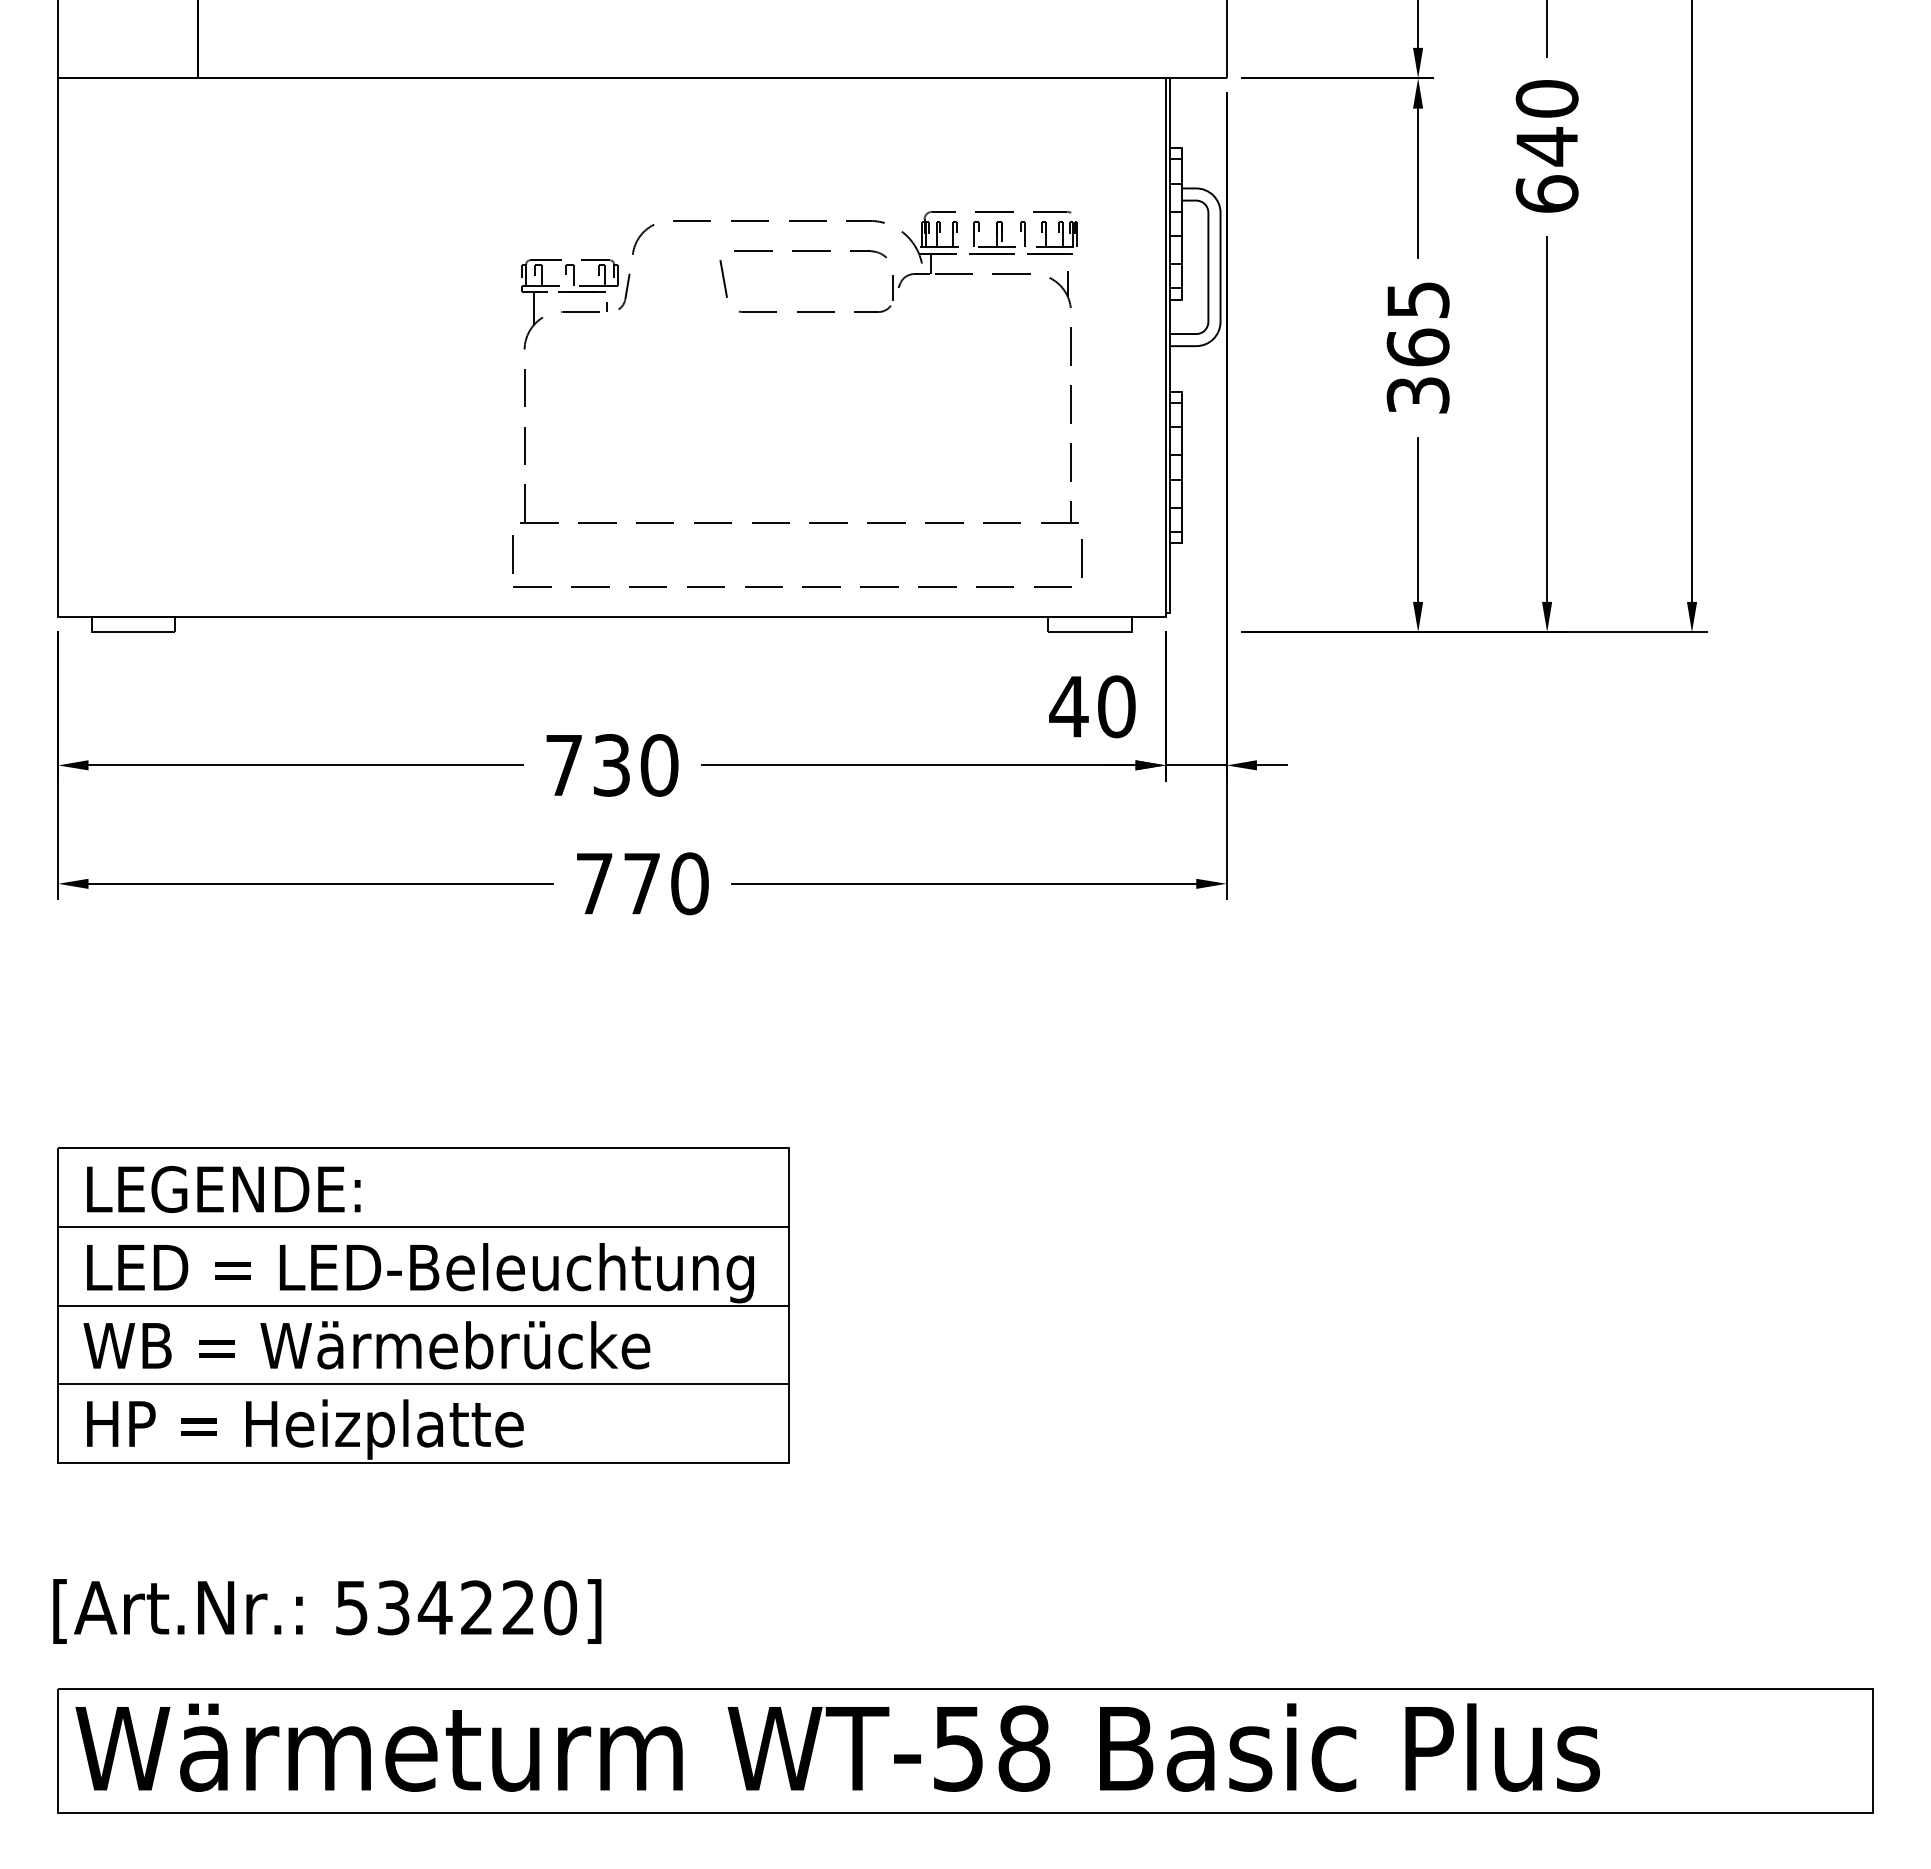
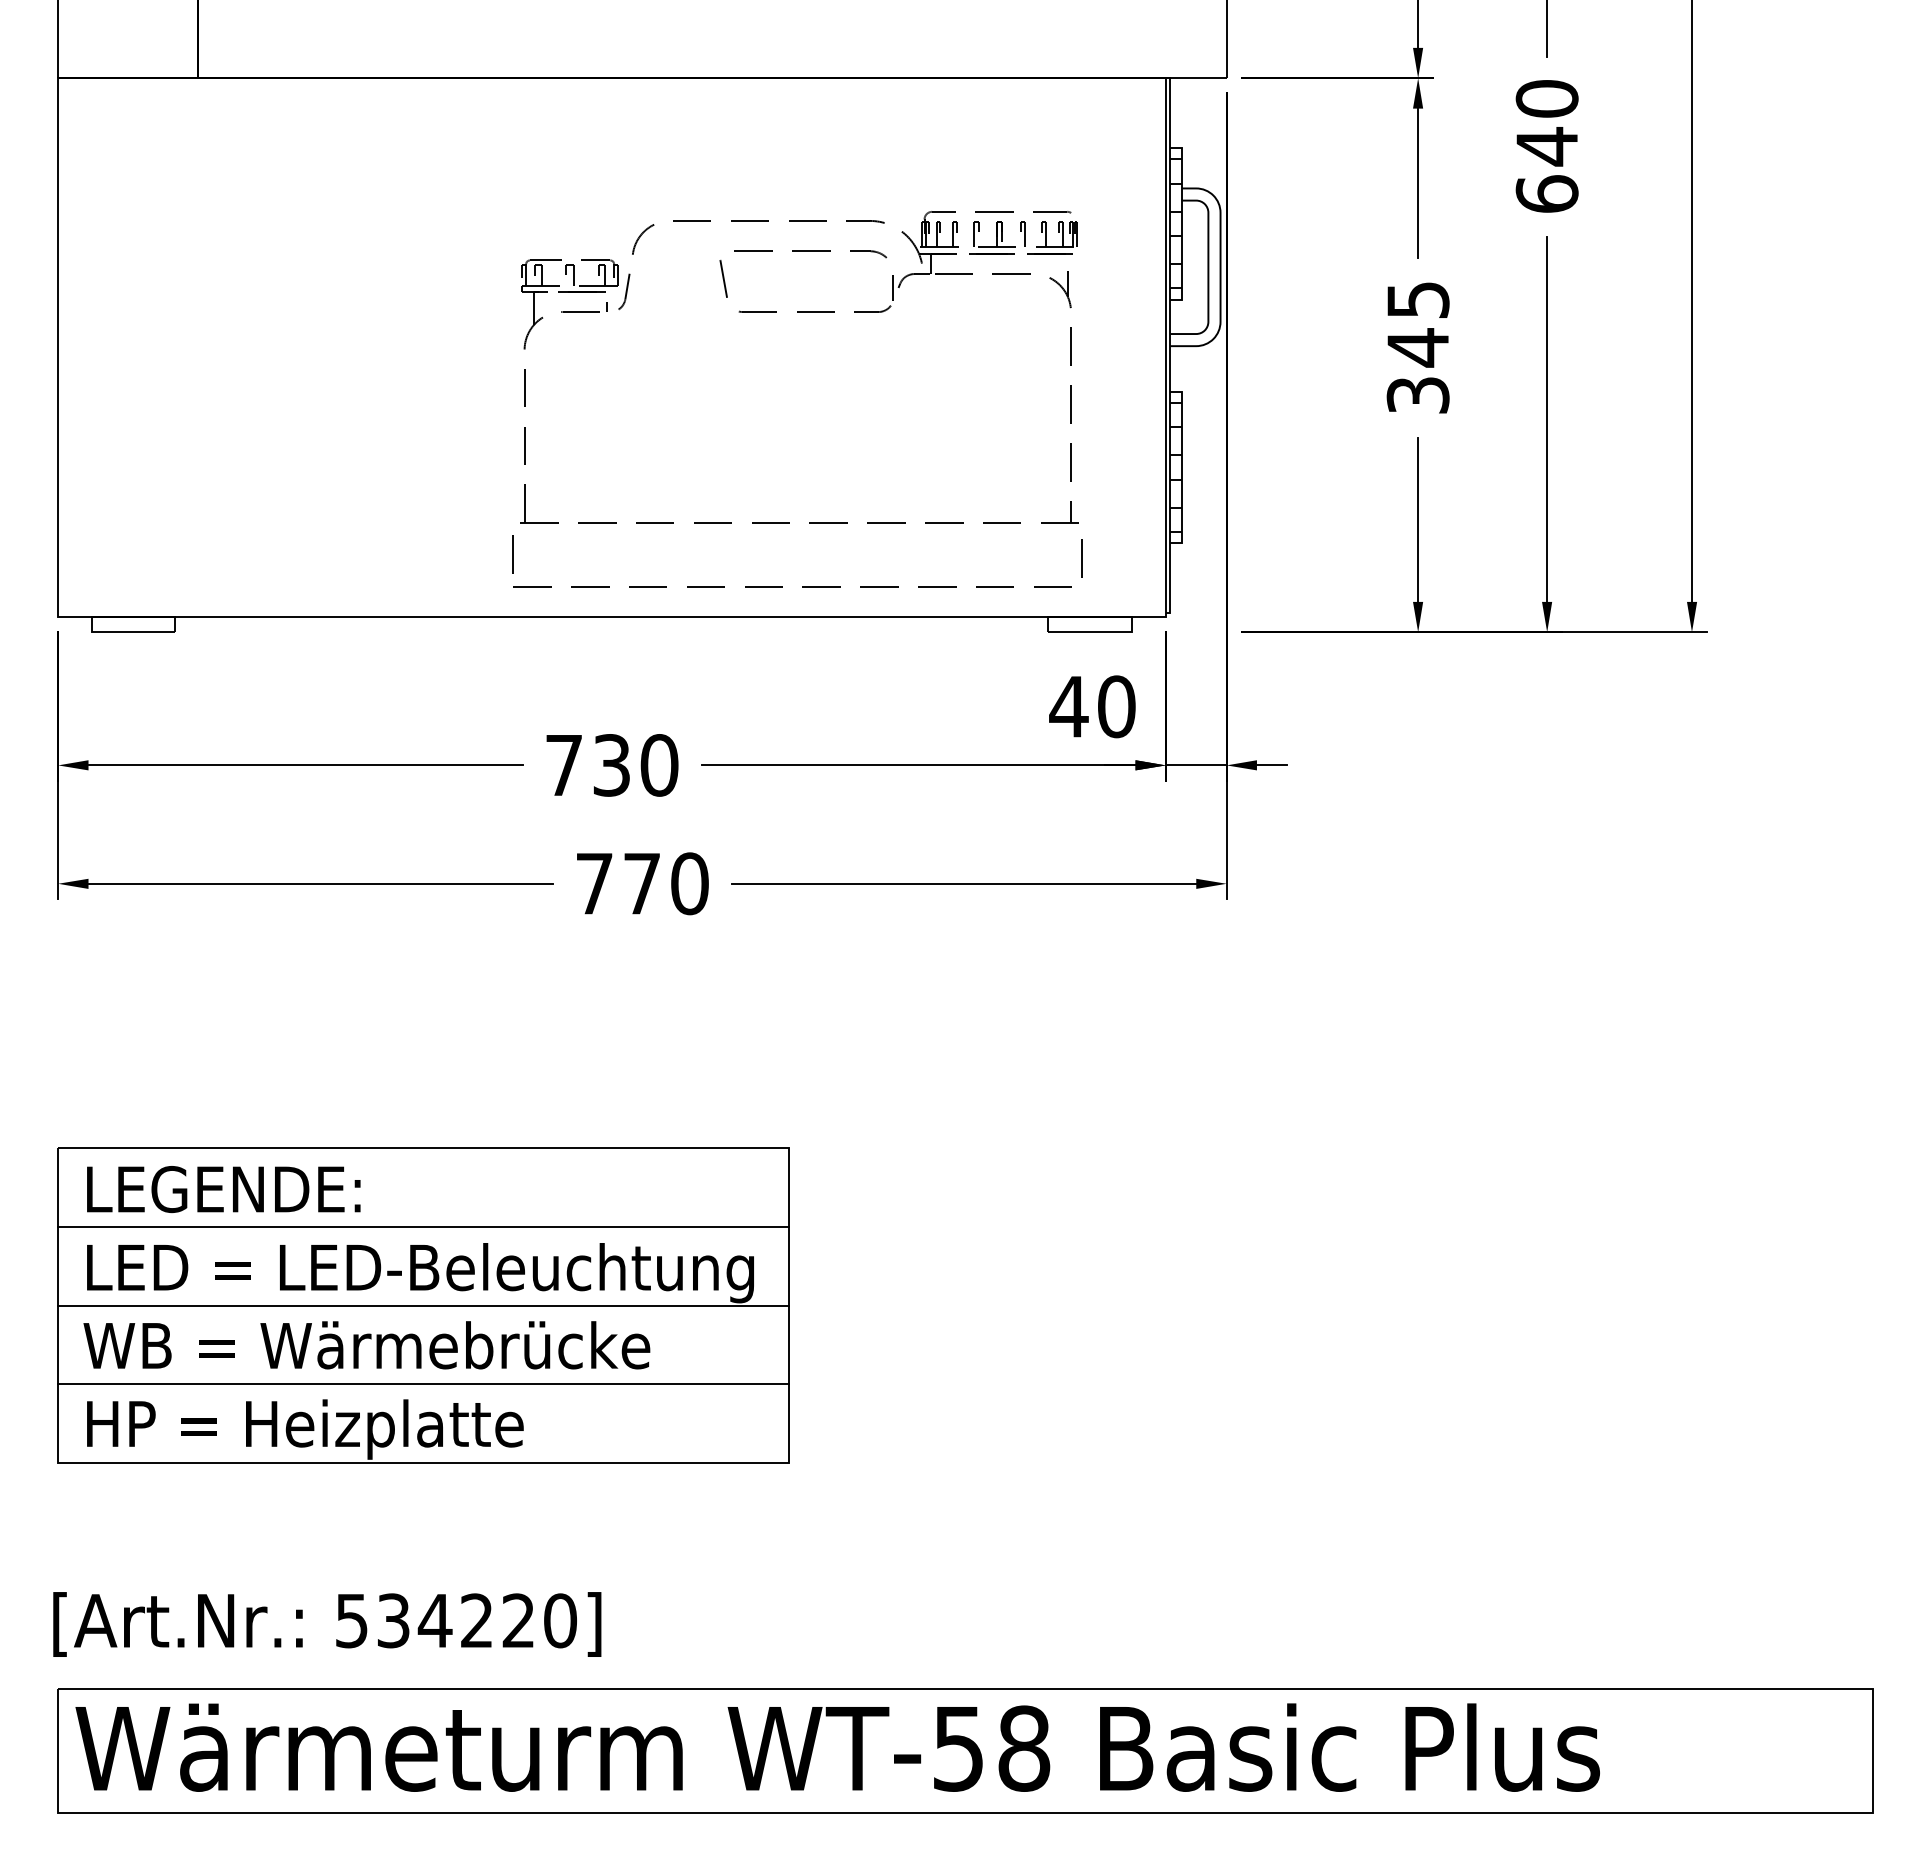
text: 365 -> 345 (1417, 347)
text position: (327, 1611) -> (327, 1624) (327, 1624)
